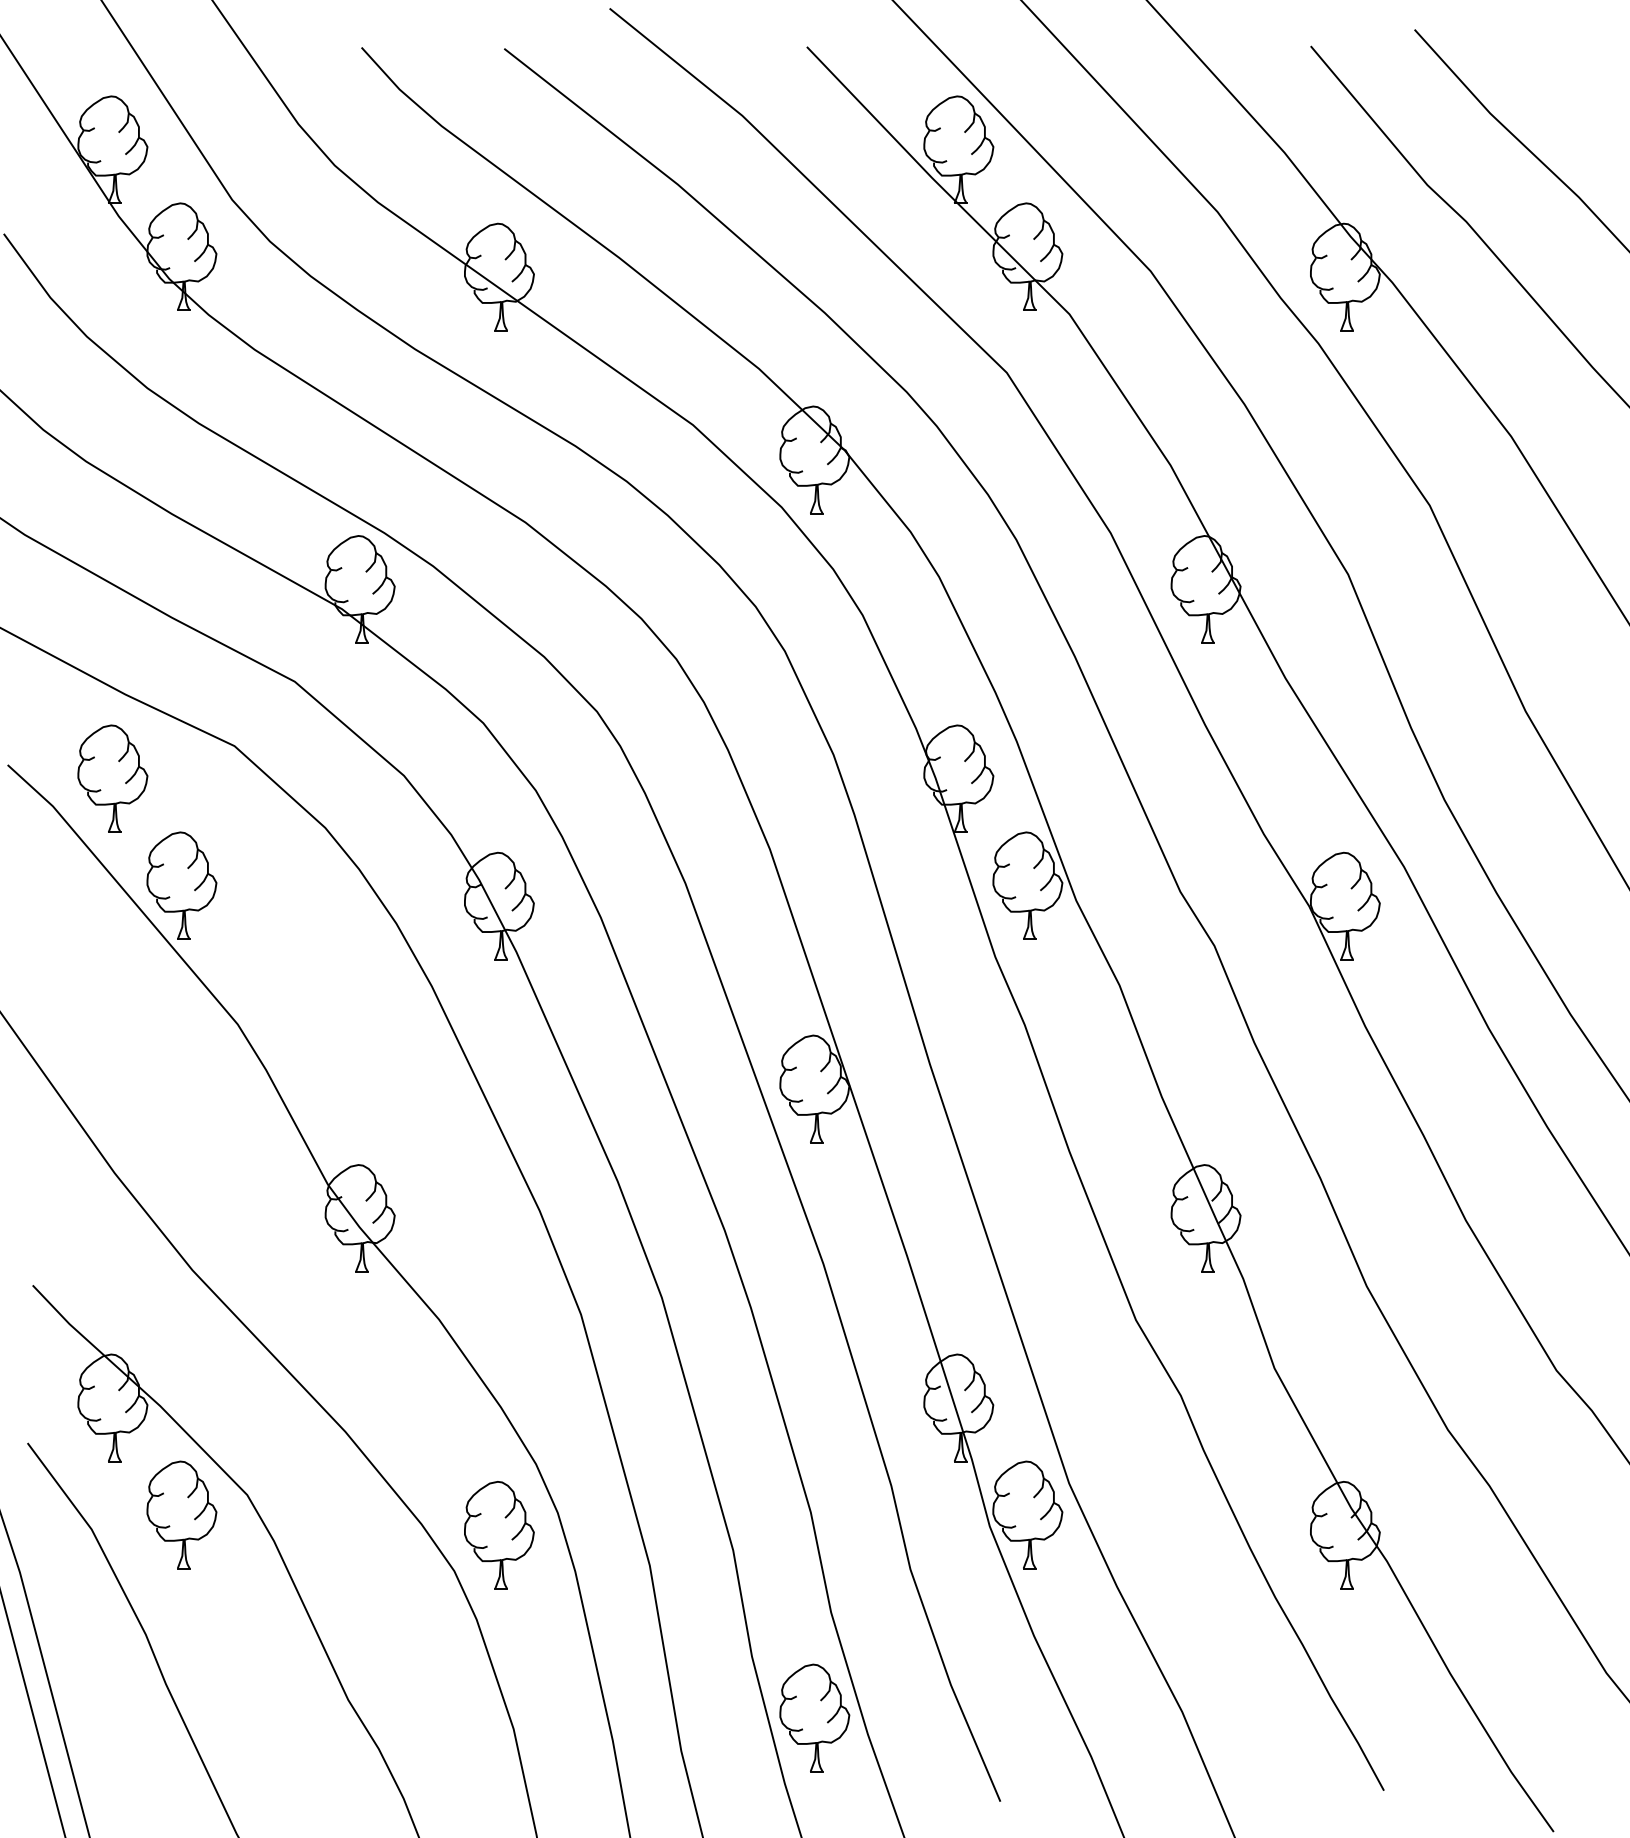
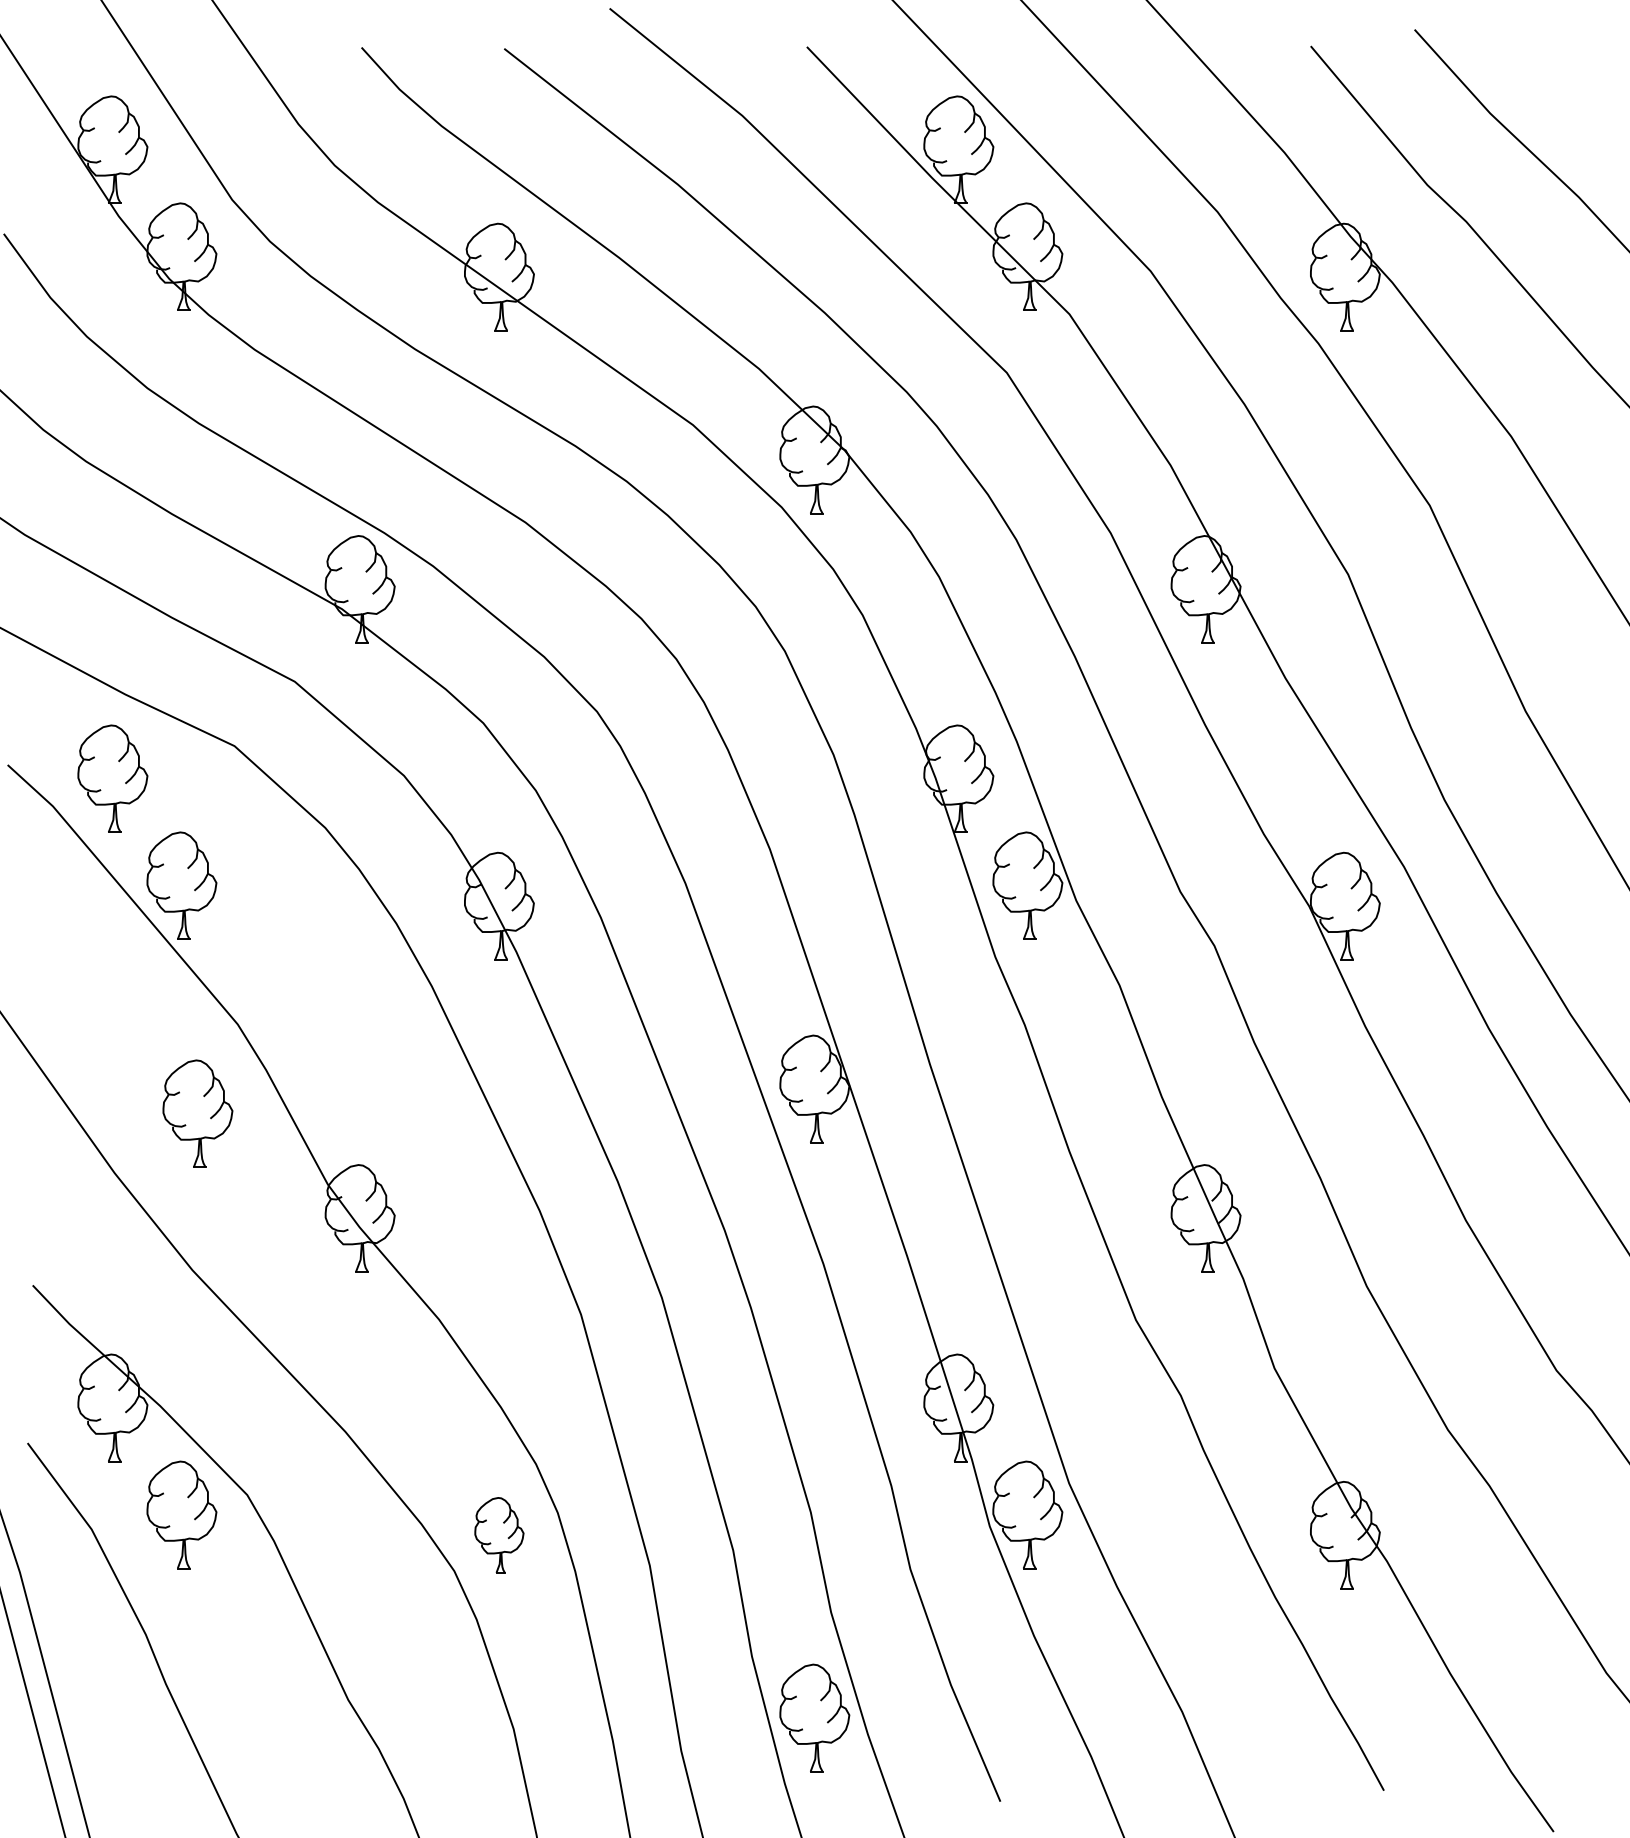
part: none -> present (197, 1113)
part size: 71x109 px -> 51x77 px (499, 1535)
